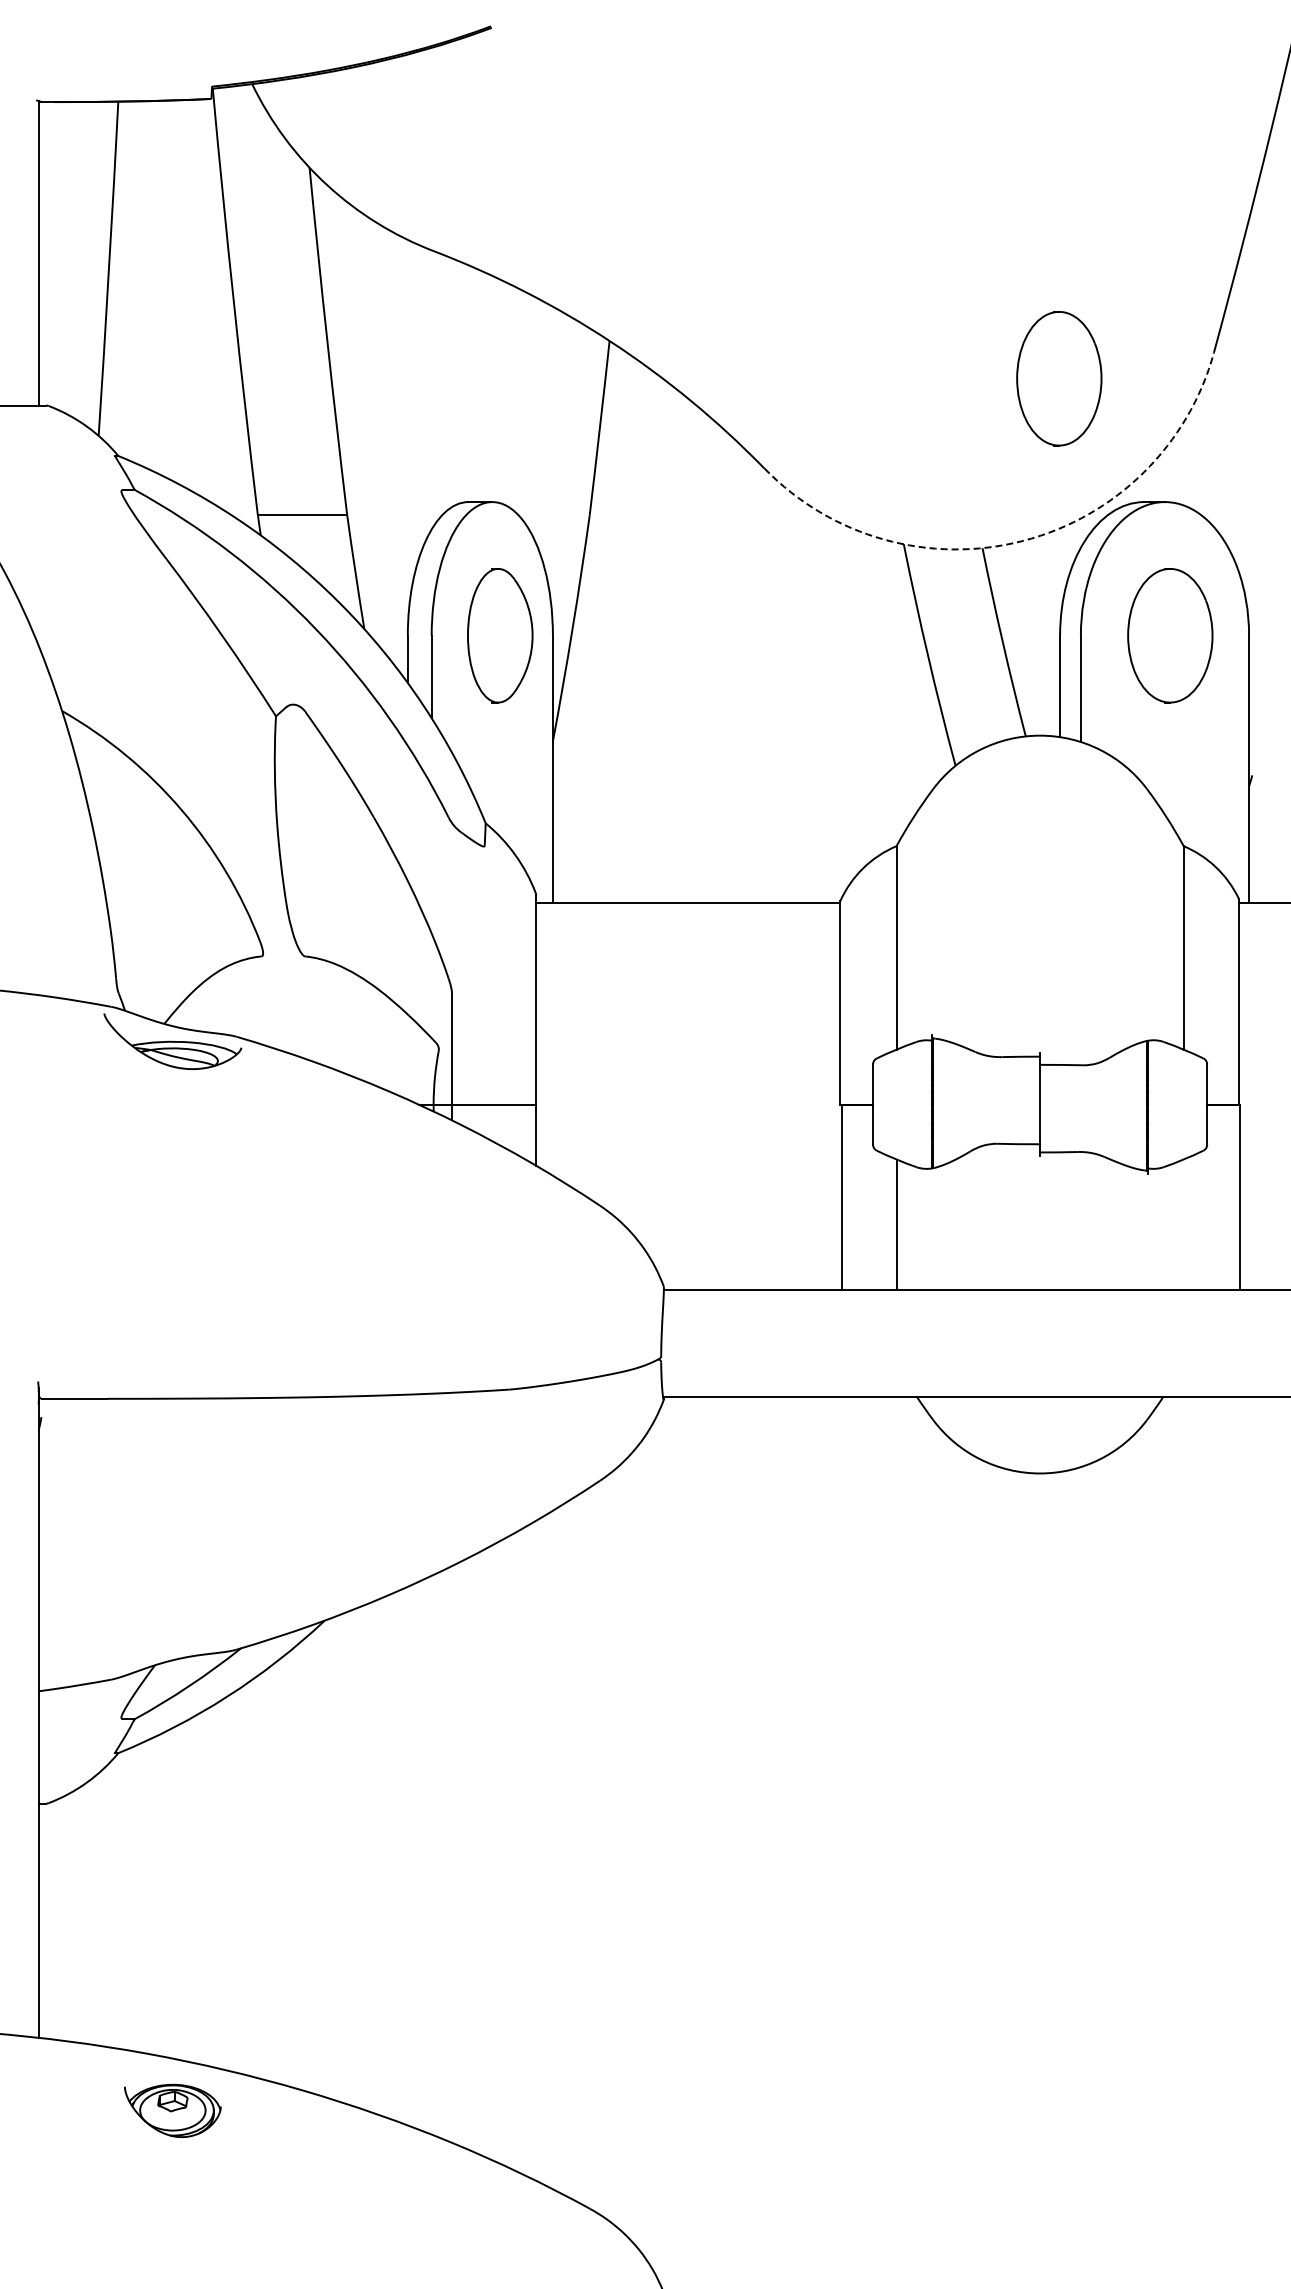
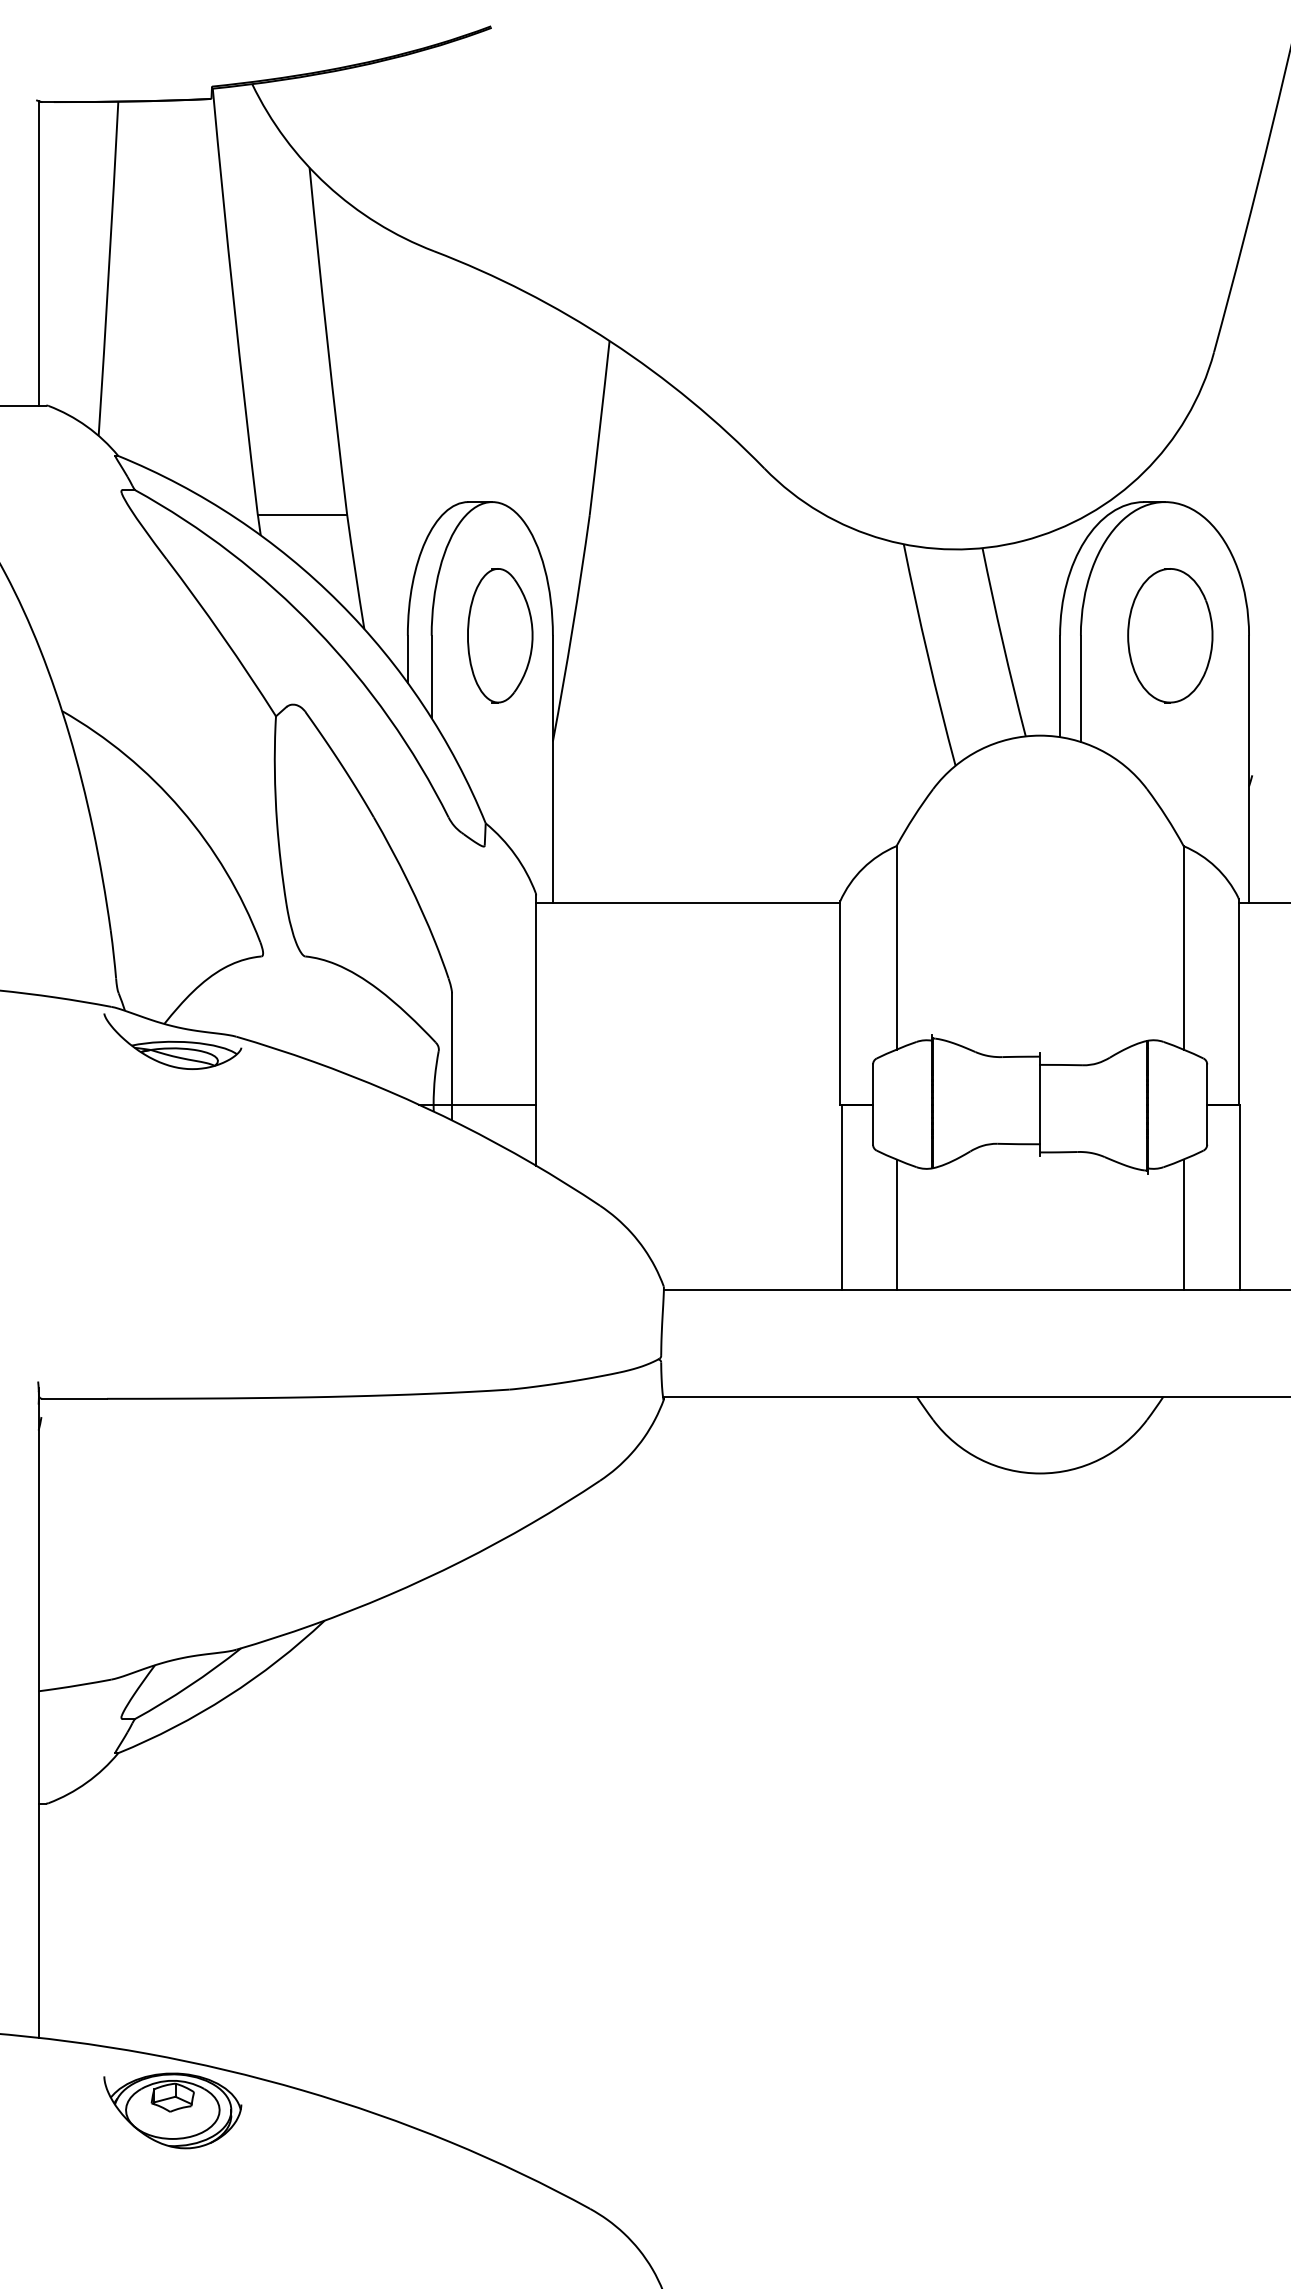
part: present -> none (1059, 378)
arc: dashed -> solid (1023, 540)
line: none -> present (1183, 1224)
part size: 98x55 px -> 140x78 px (172, 2110)
